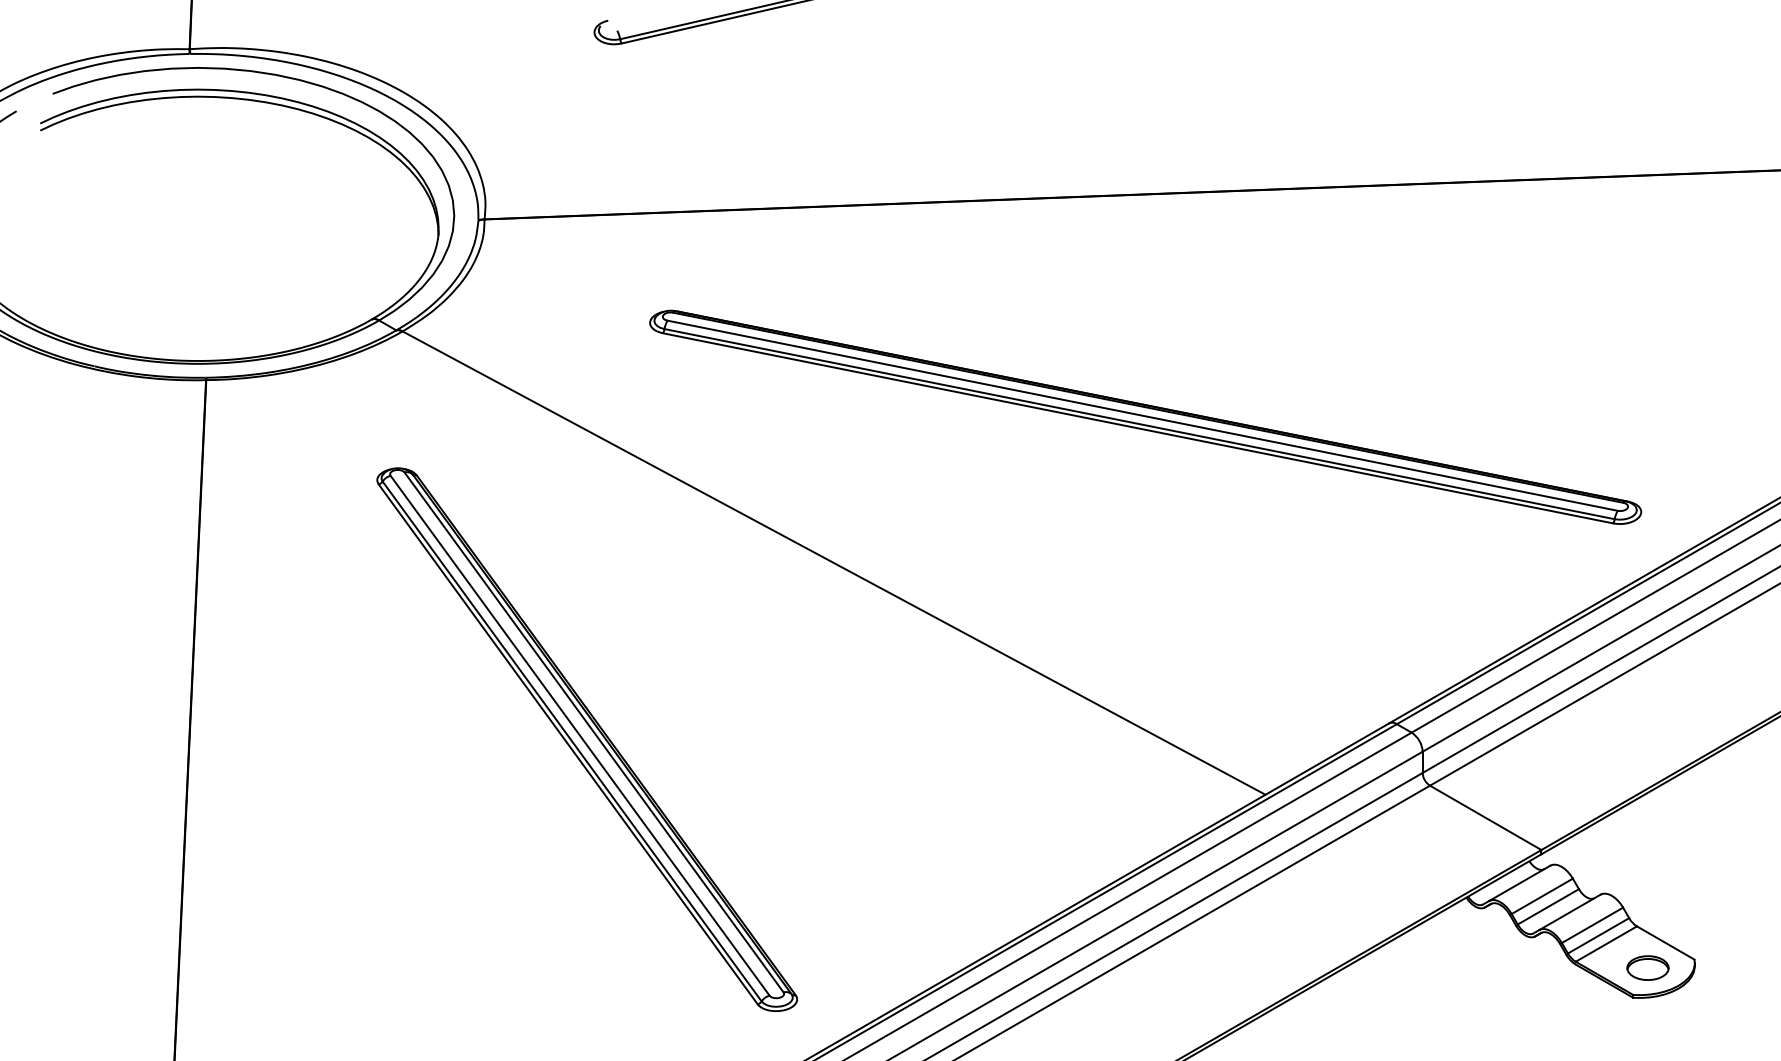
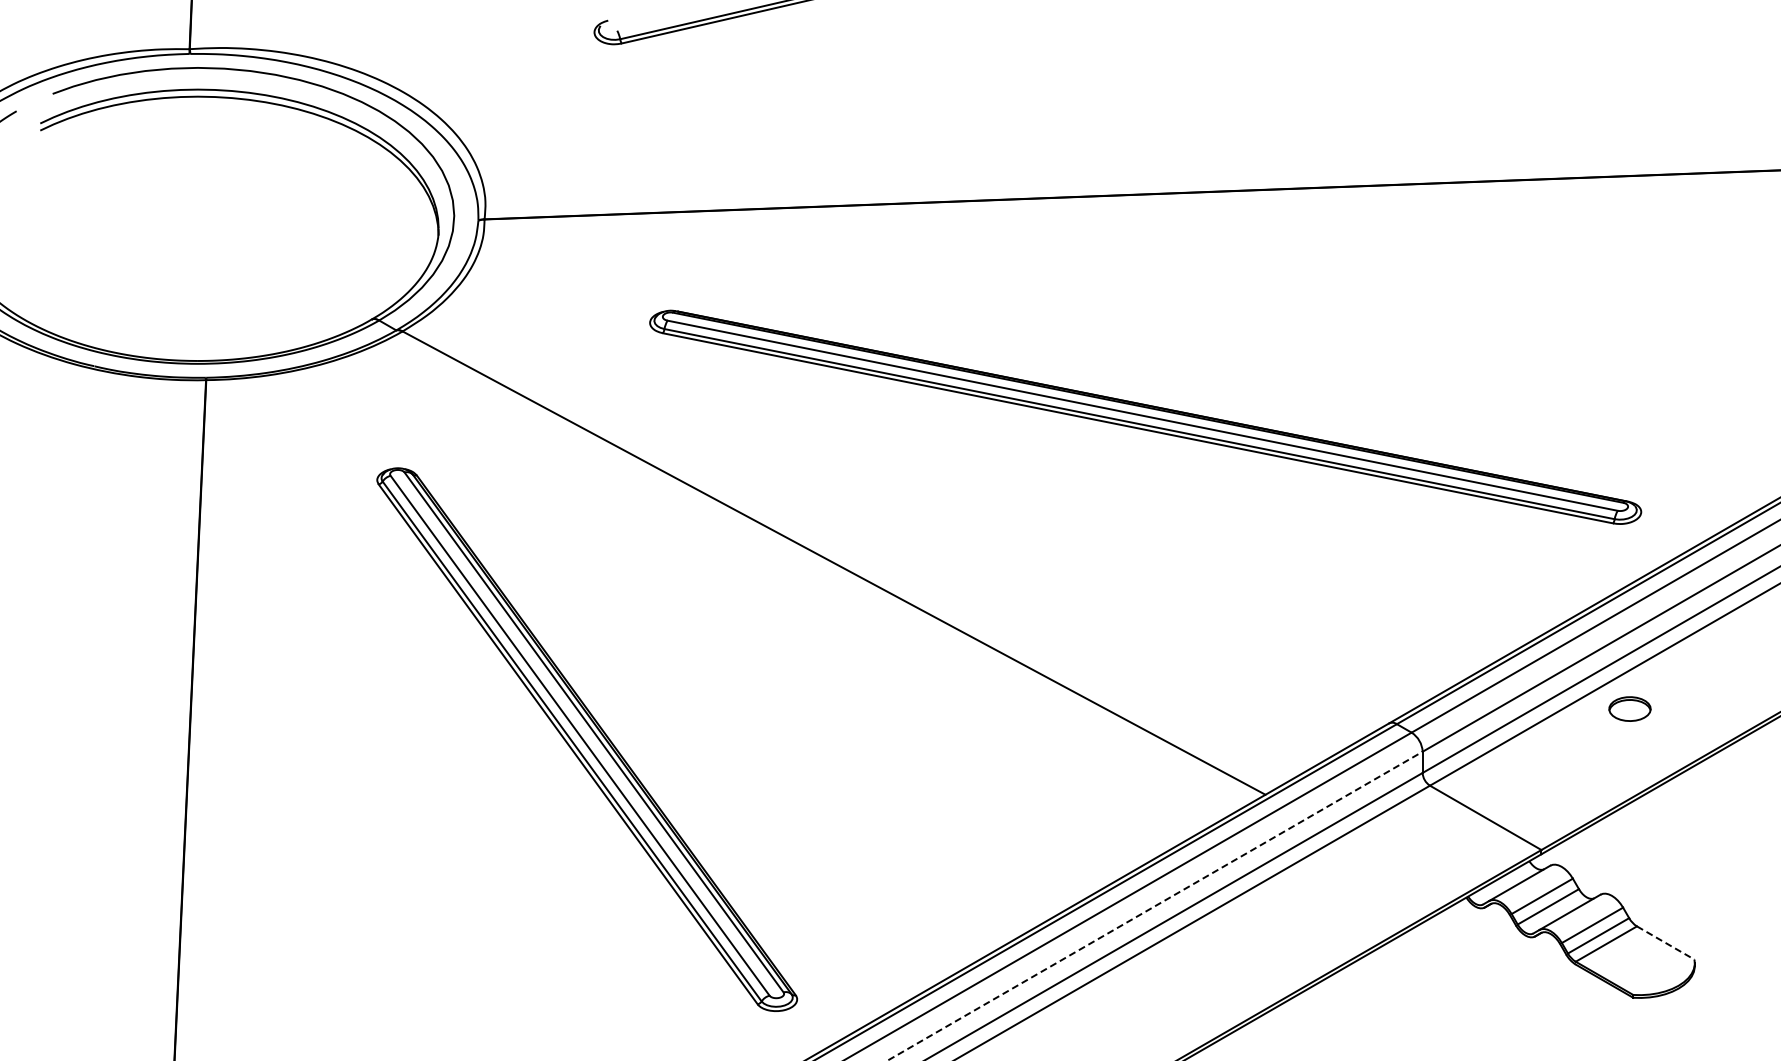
line: solid -> dashed (1155, 906)
line: solid -> dashed (1666, 943)
part position: (1647, 967) -> (1629, 708) (1629, 708)
